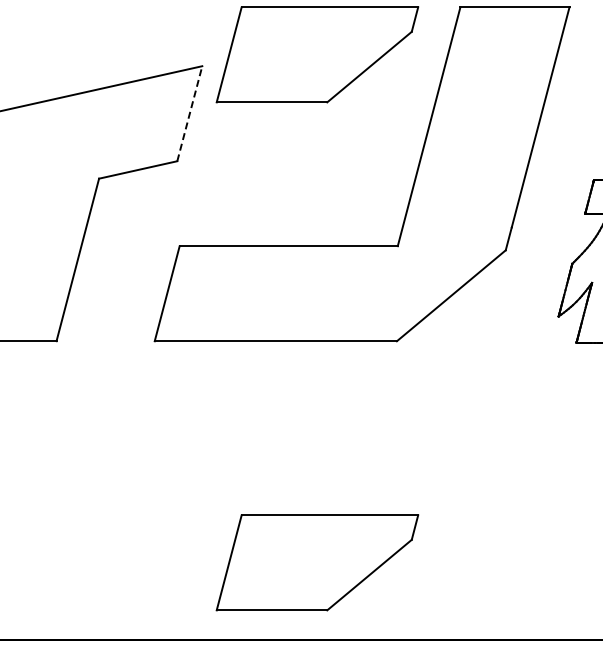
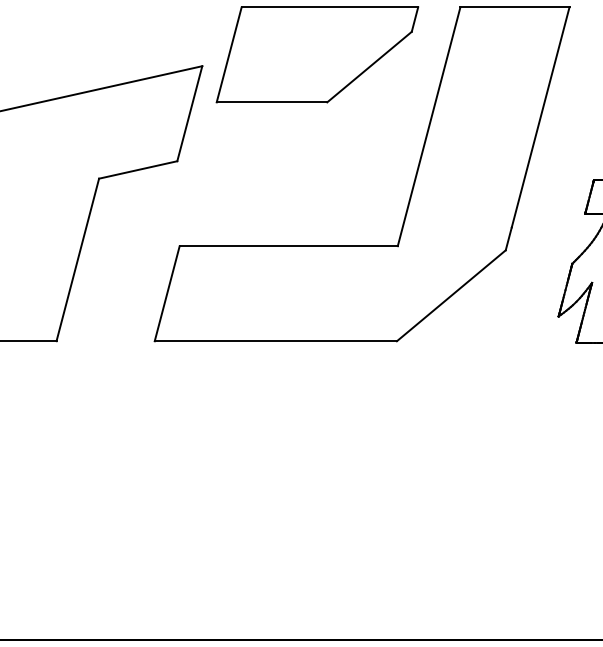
line: dashed -> solid (189, 113)
part: present -> none (317, 562)
